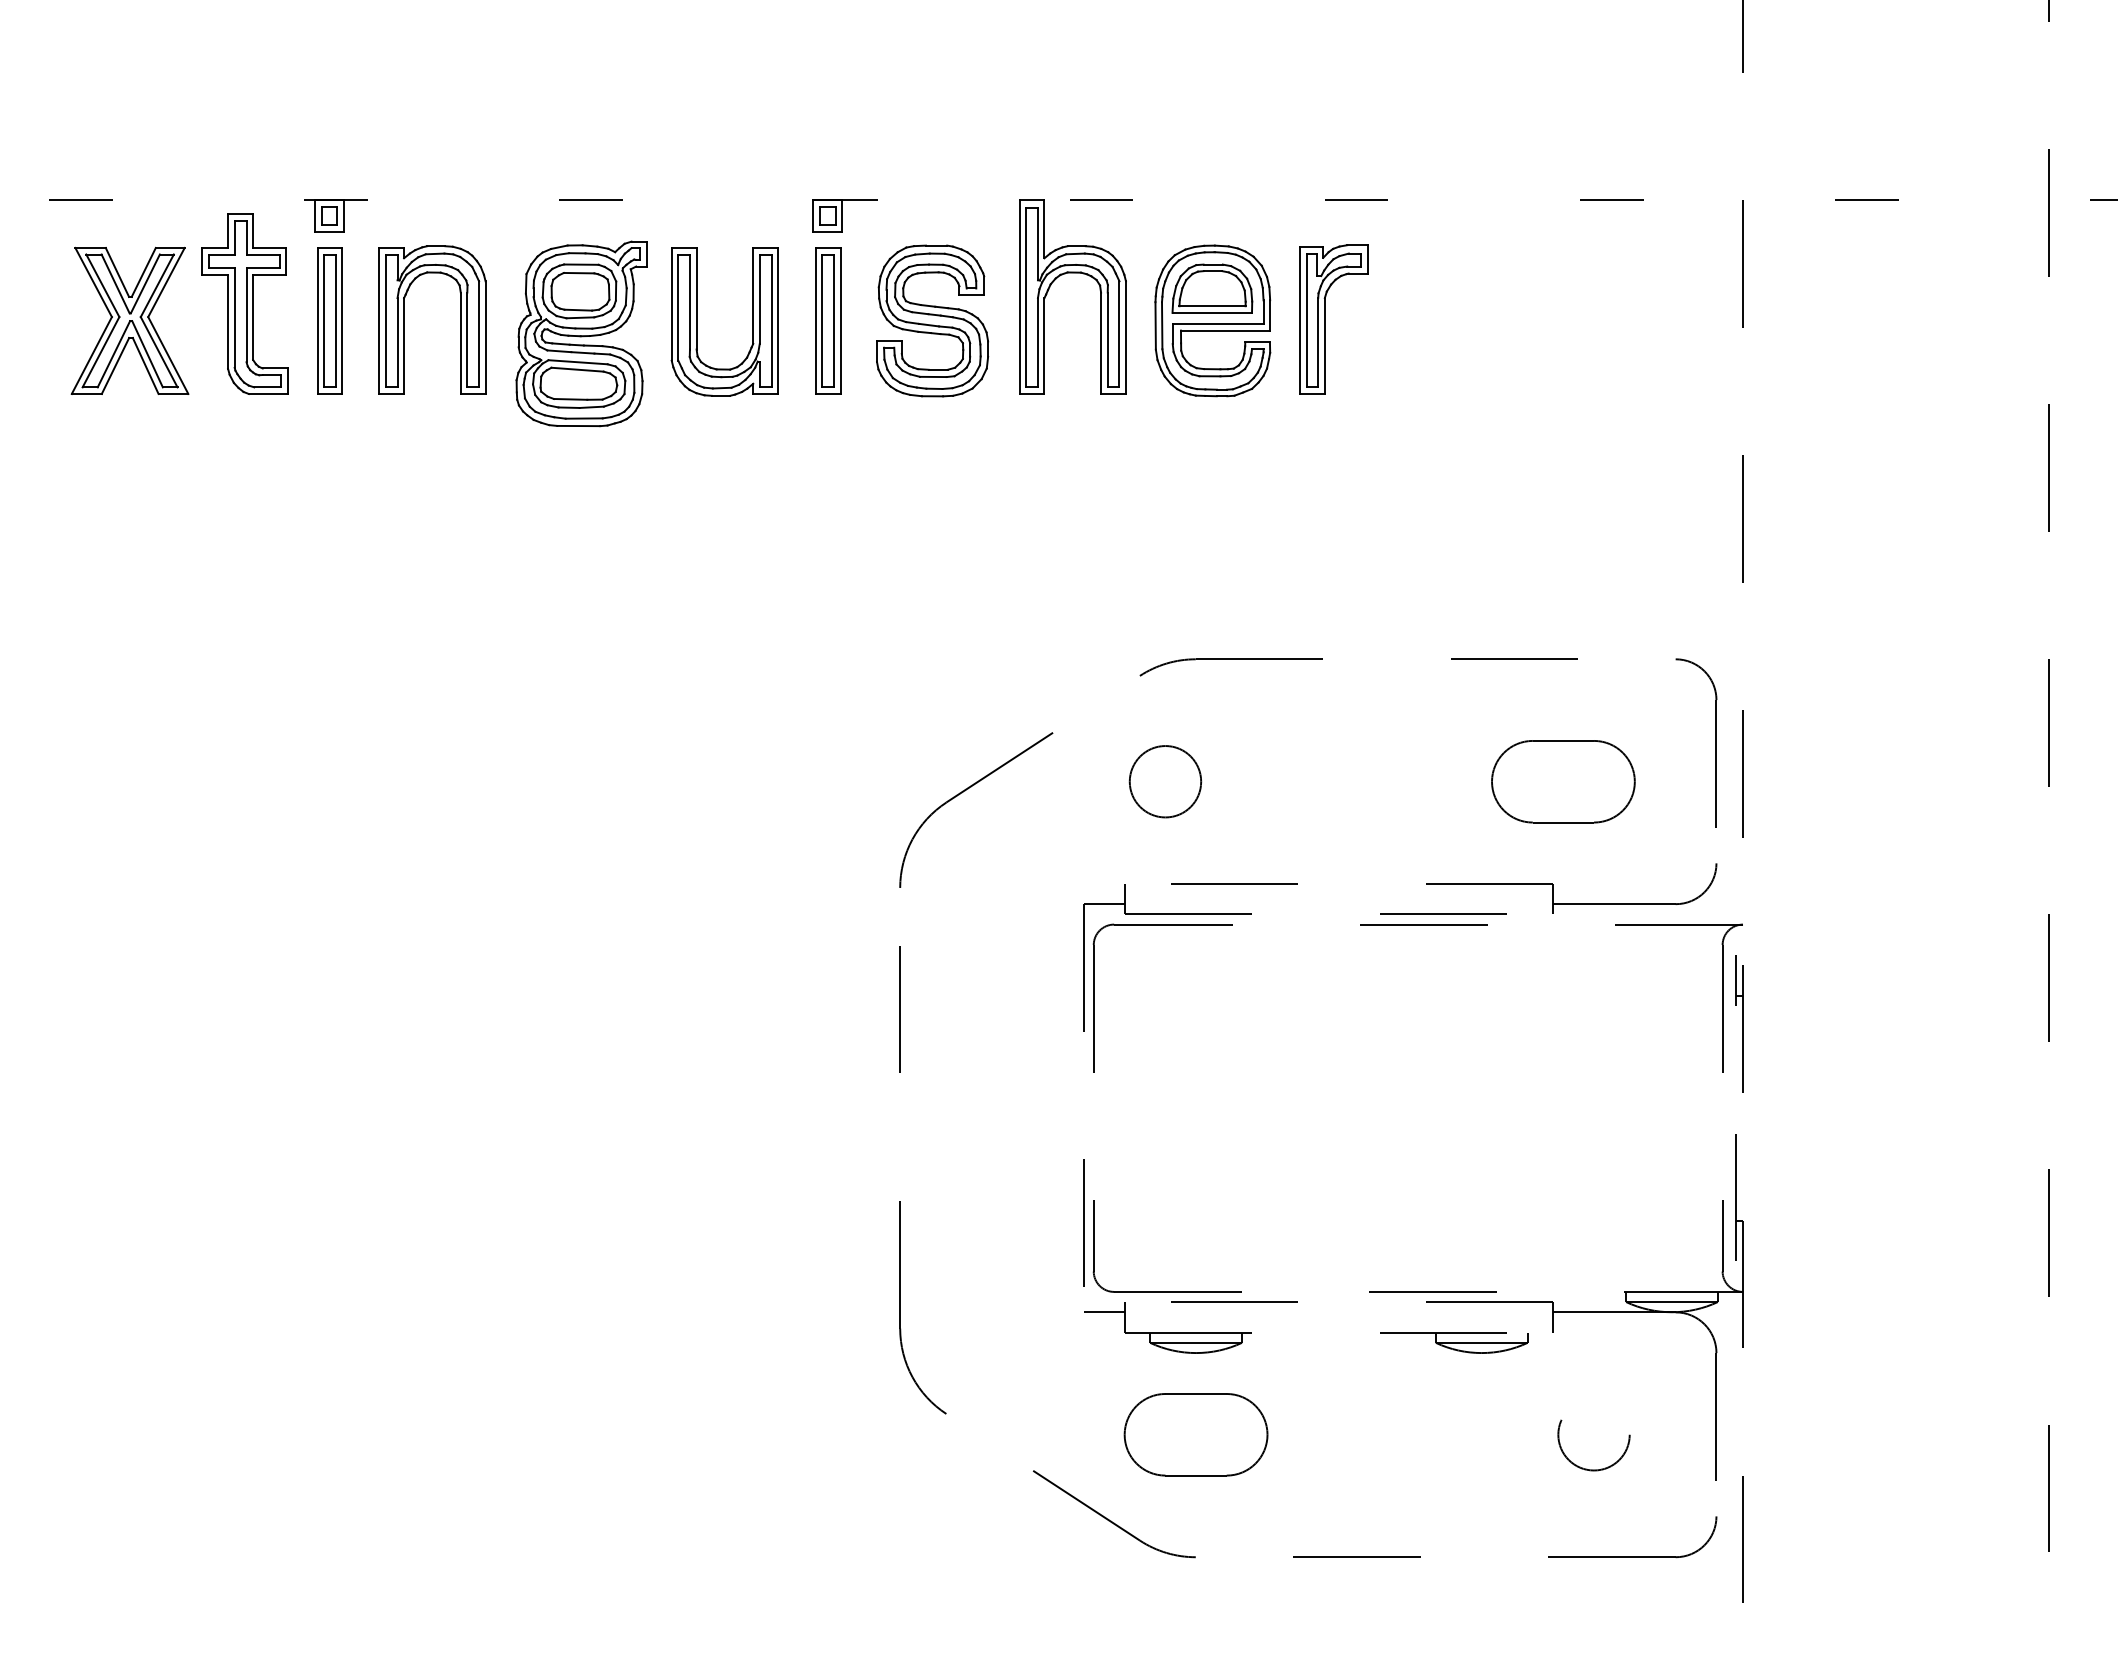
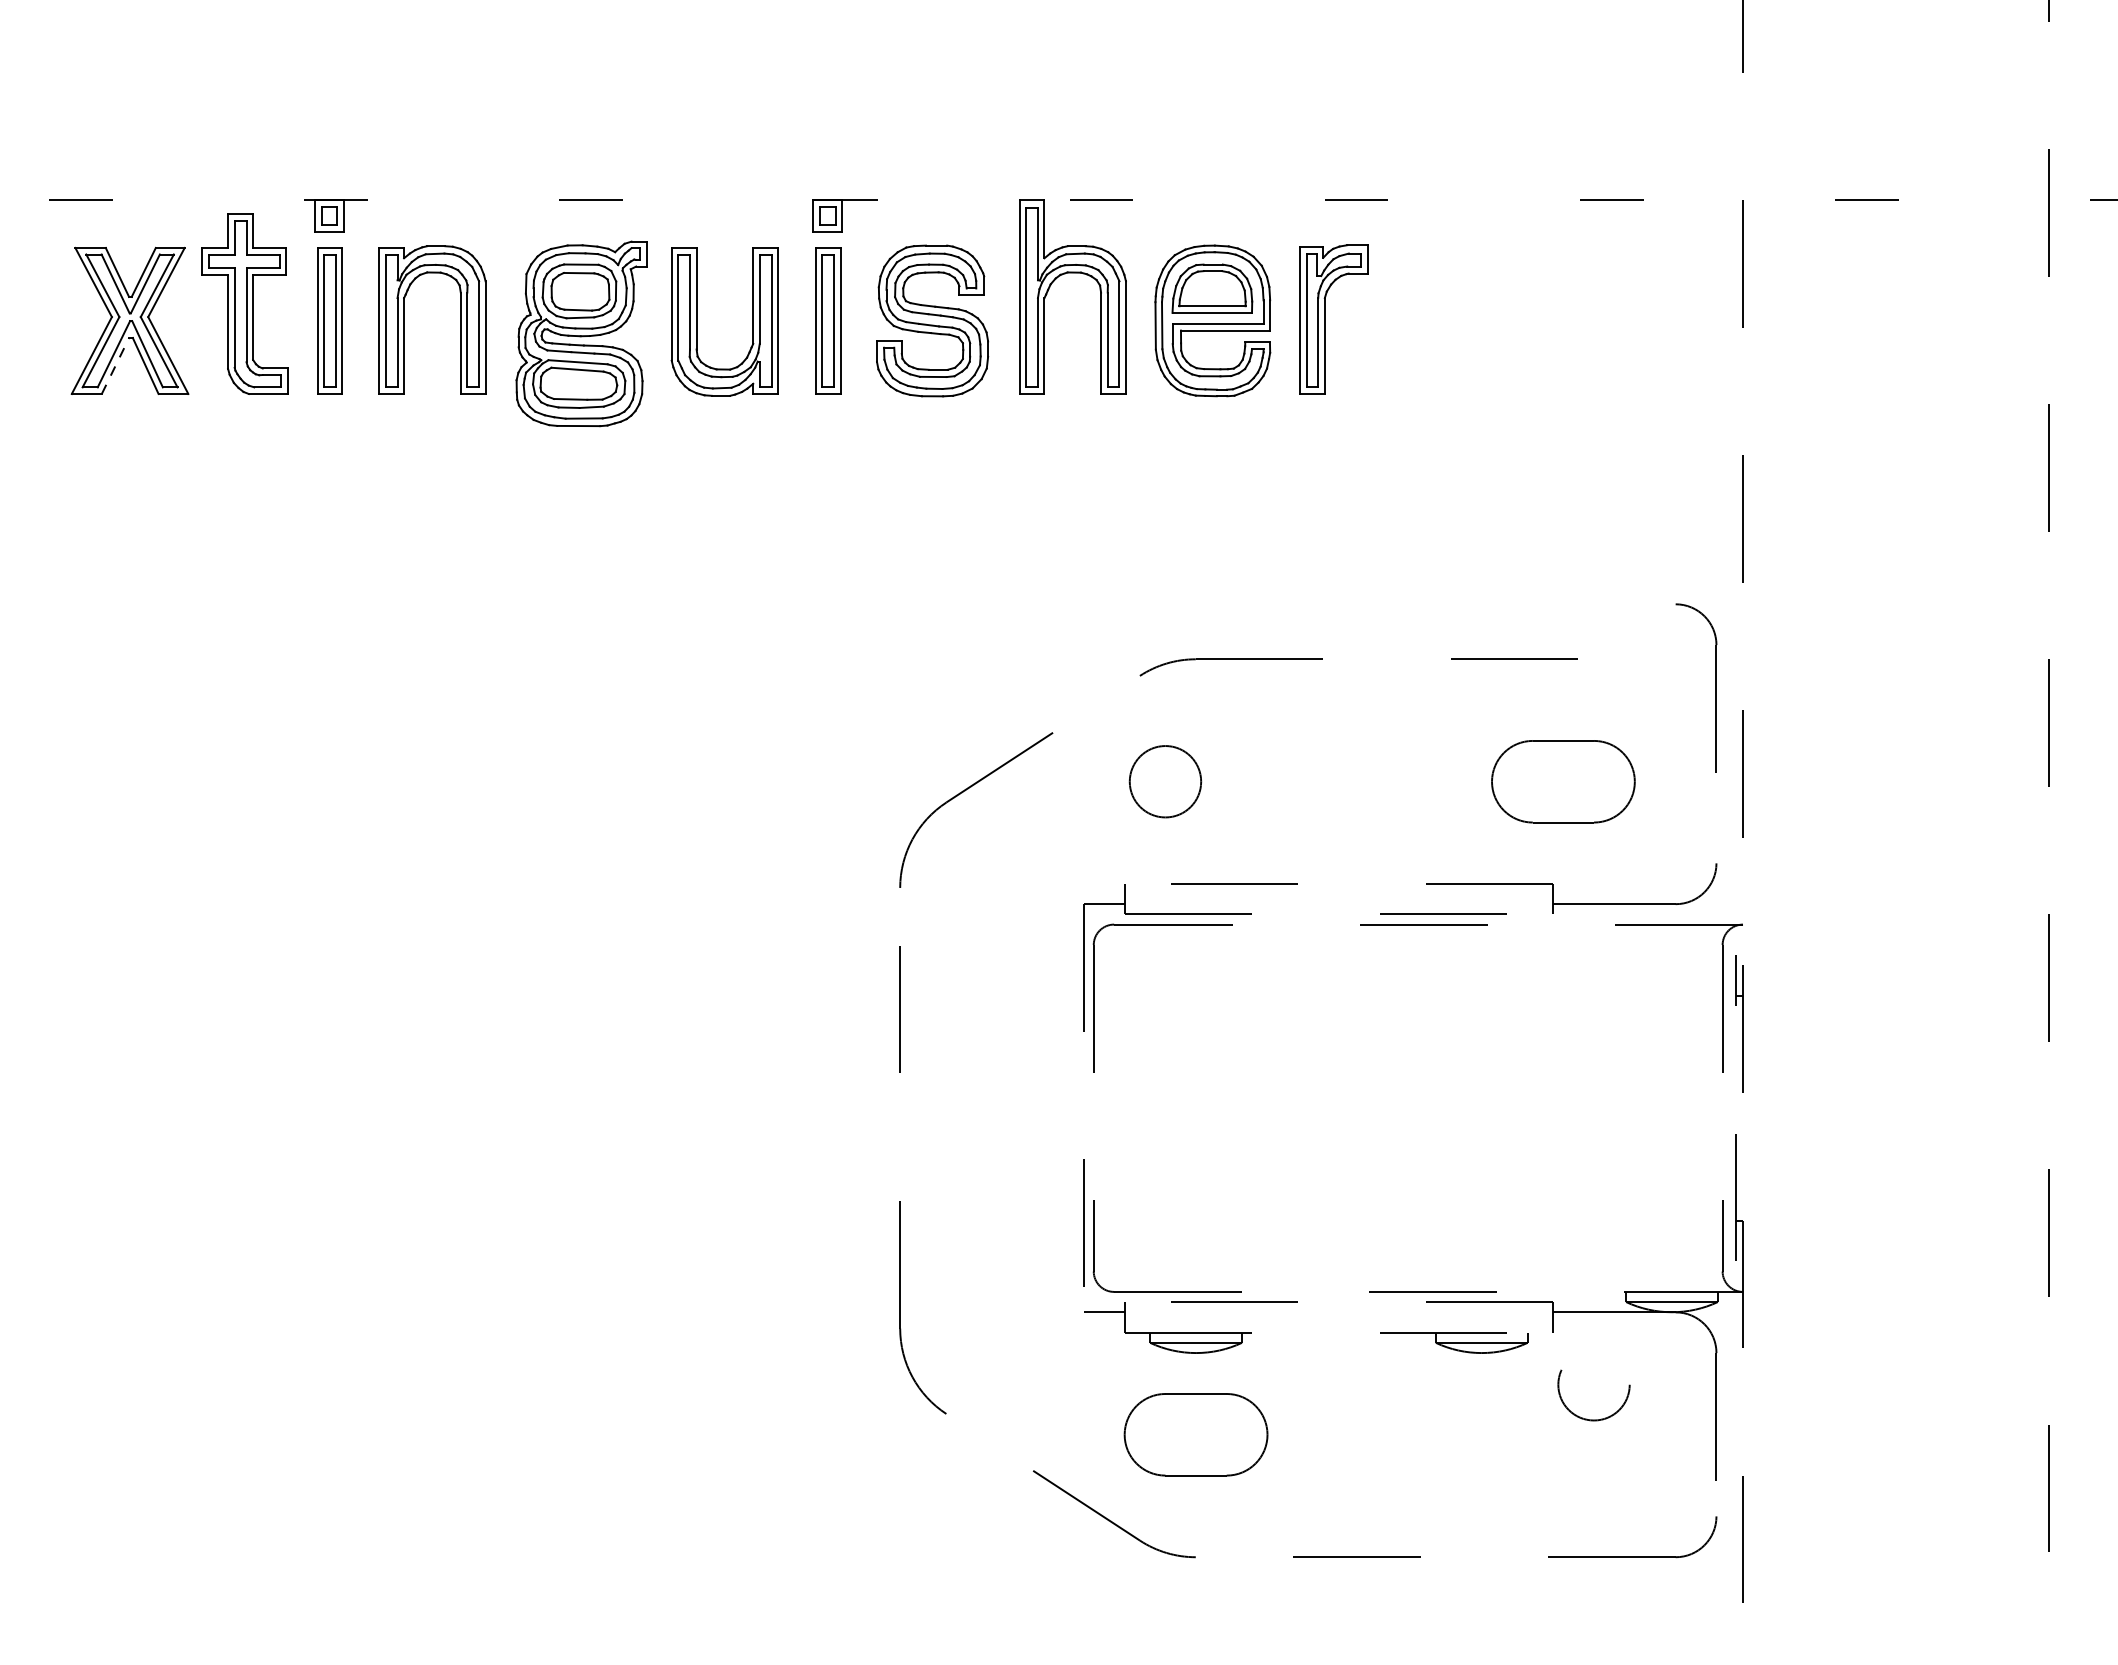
line: solid -> dashed (115, 365)
part position: (1715, 742) -> (1715, 687) (1715, 687)
circle position: (1593, 1445) -> (1593, 1395) (1593, 1395)
